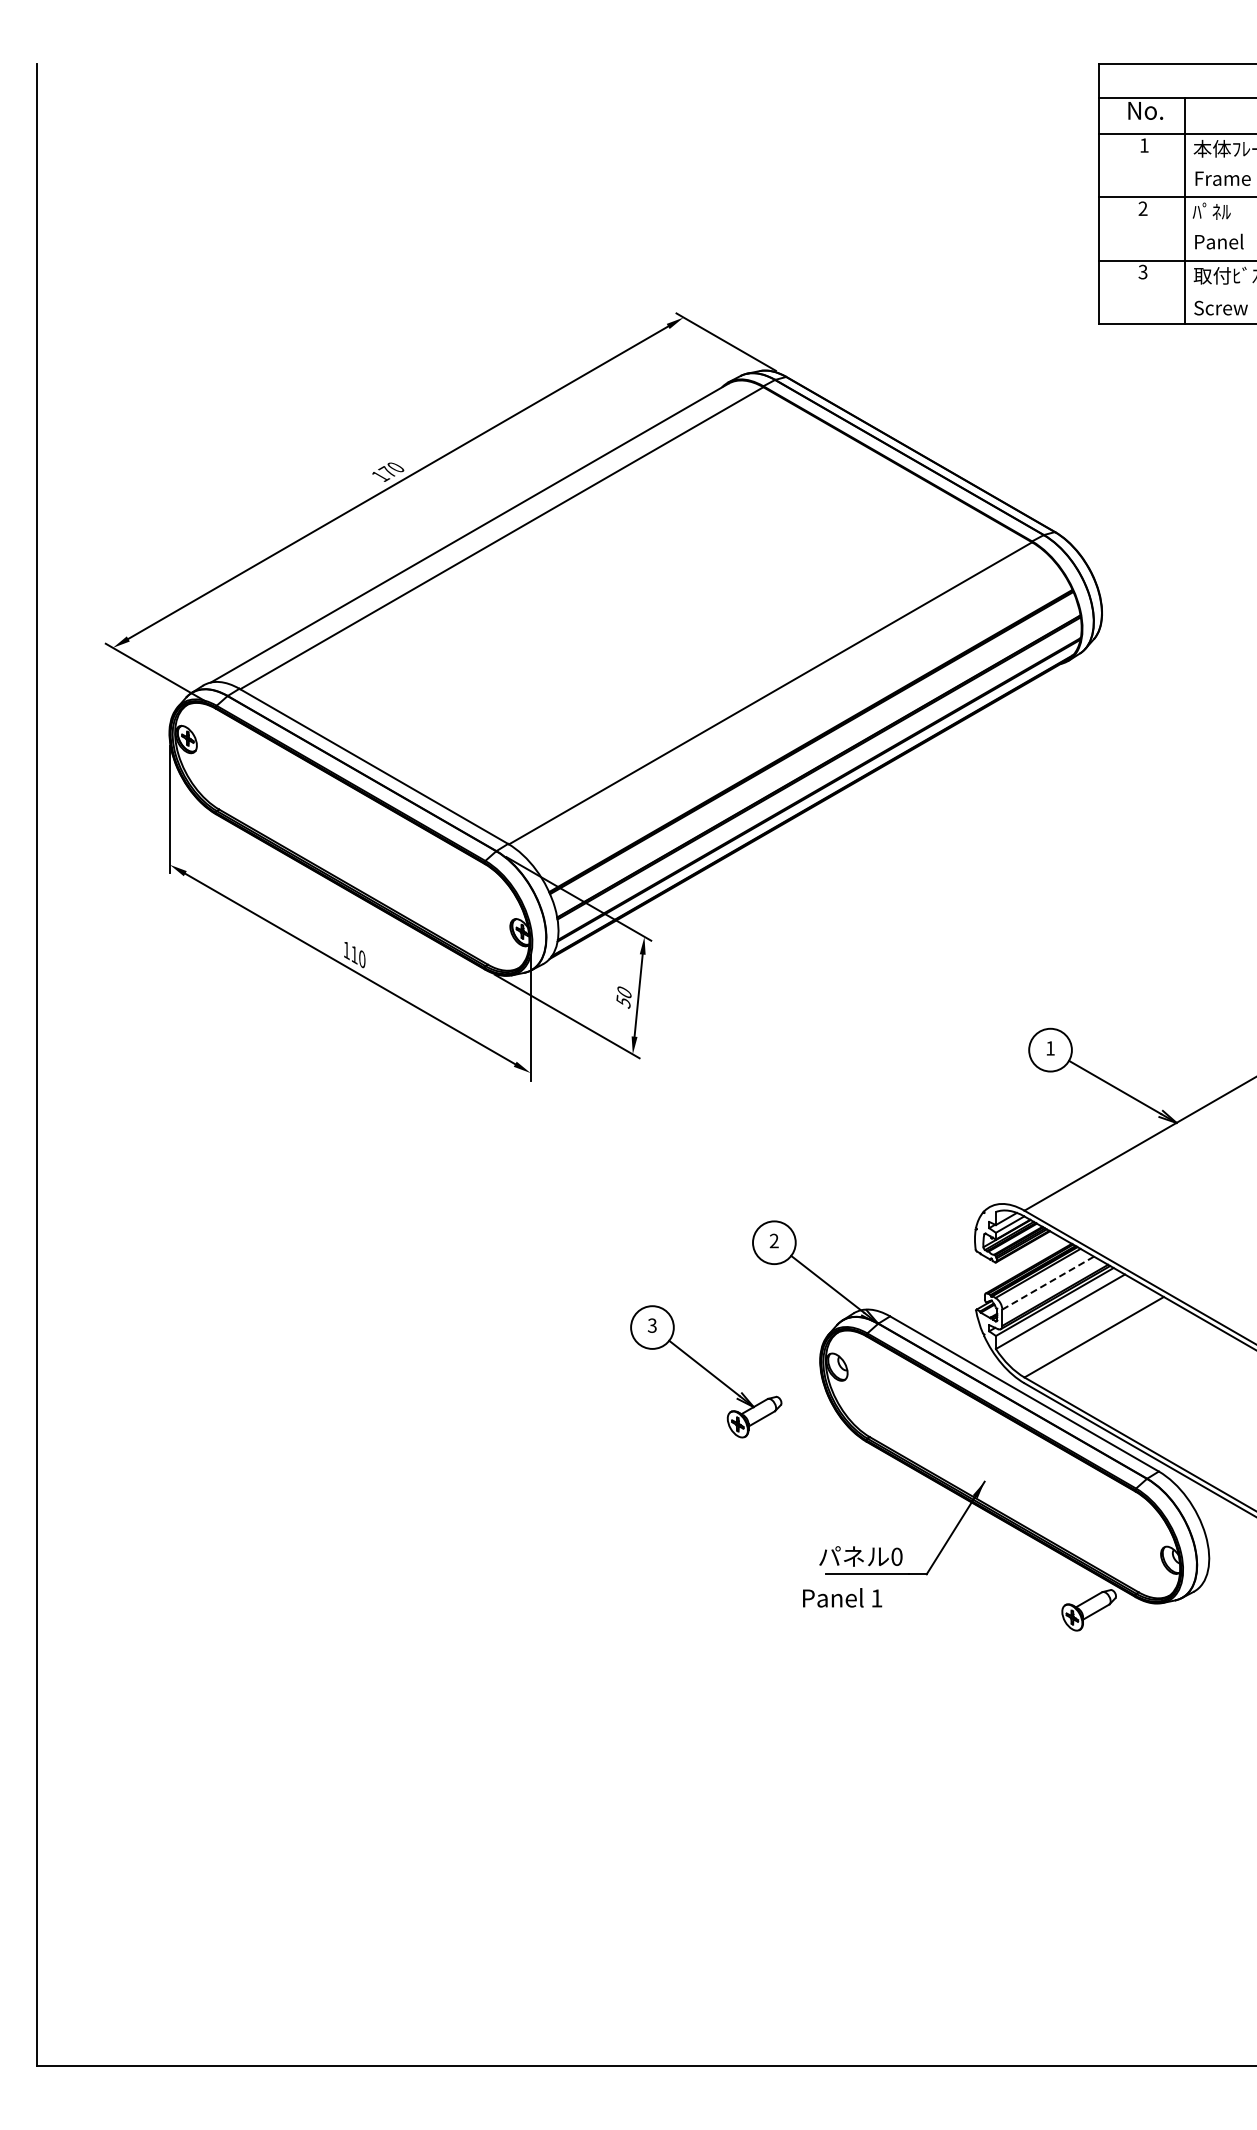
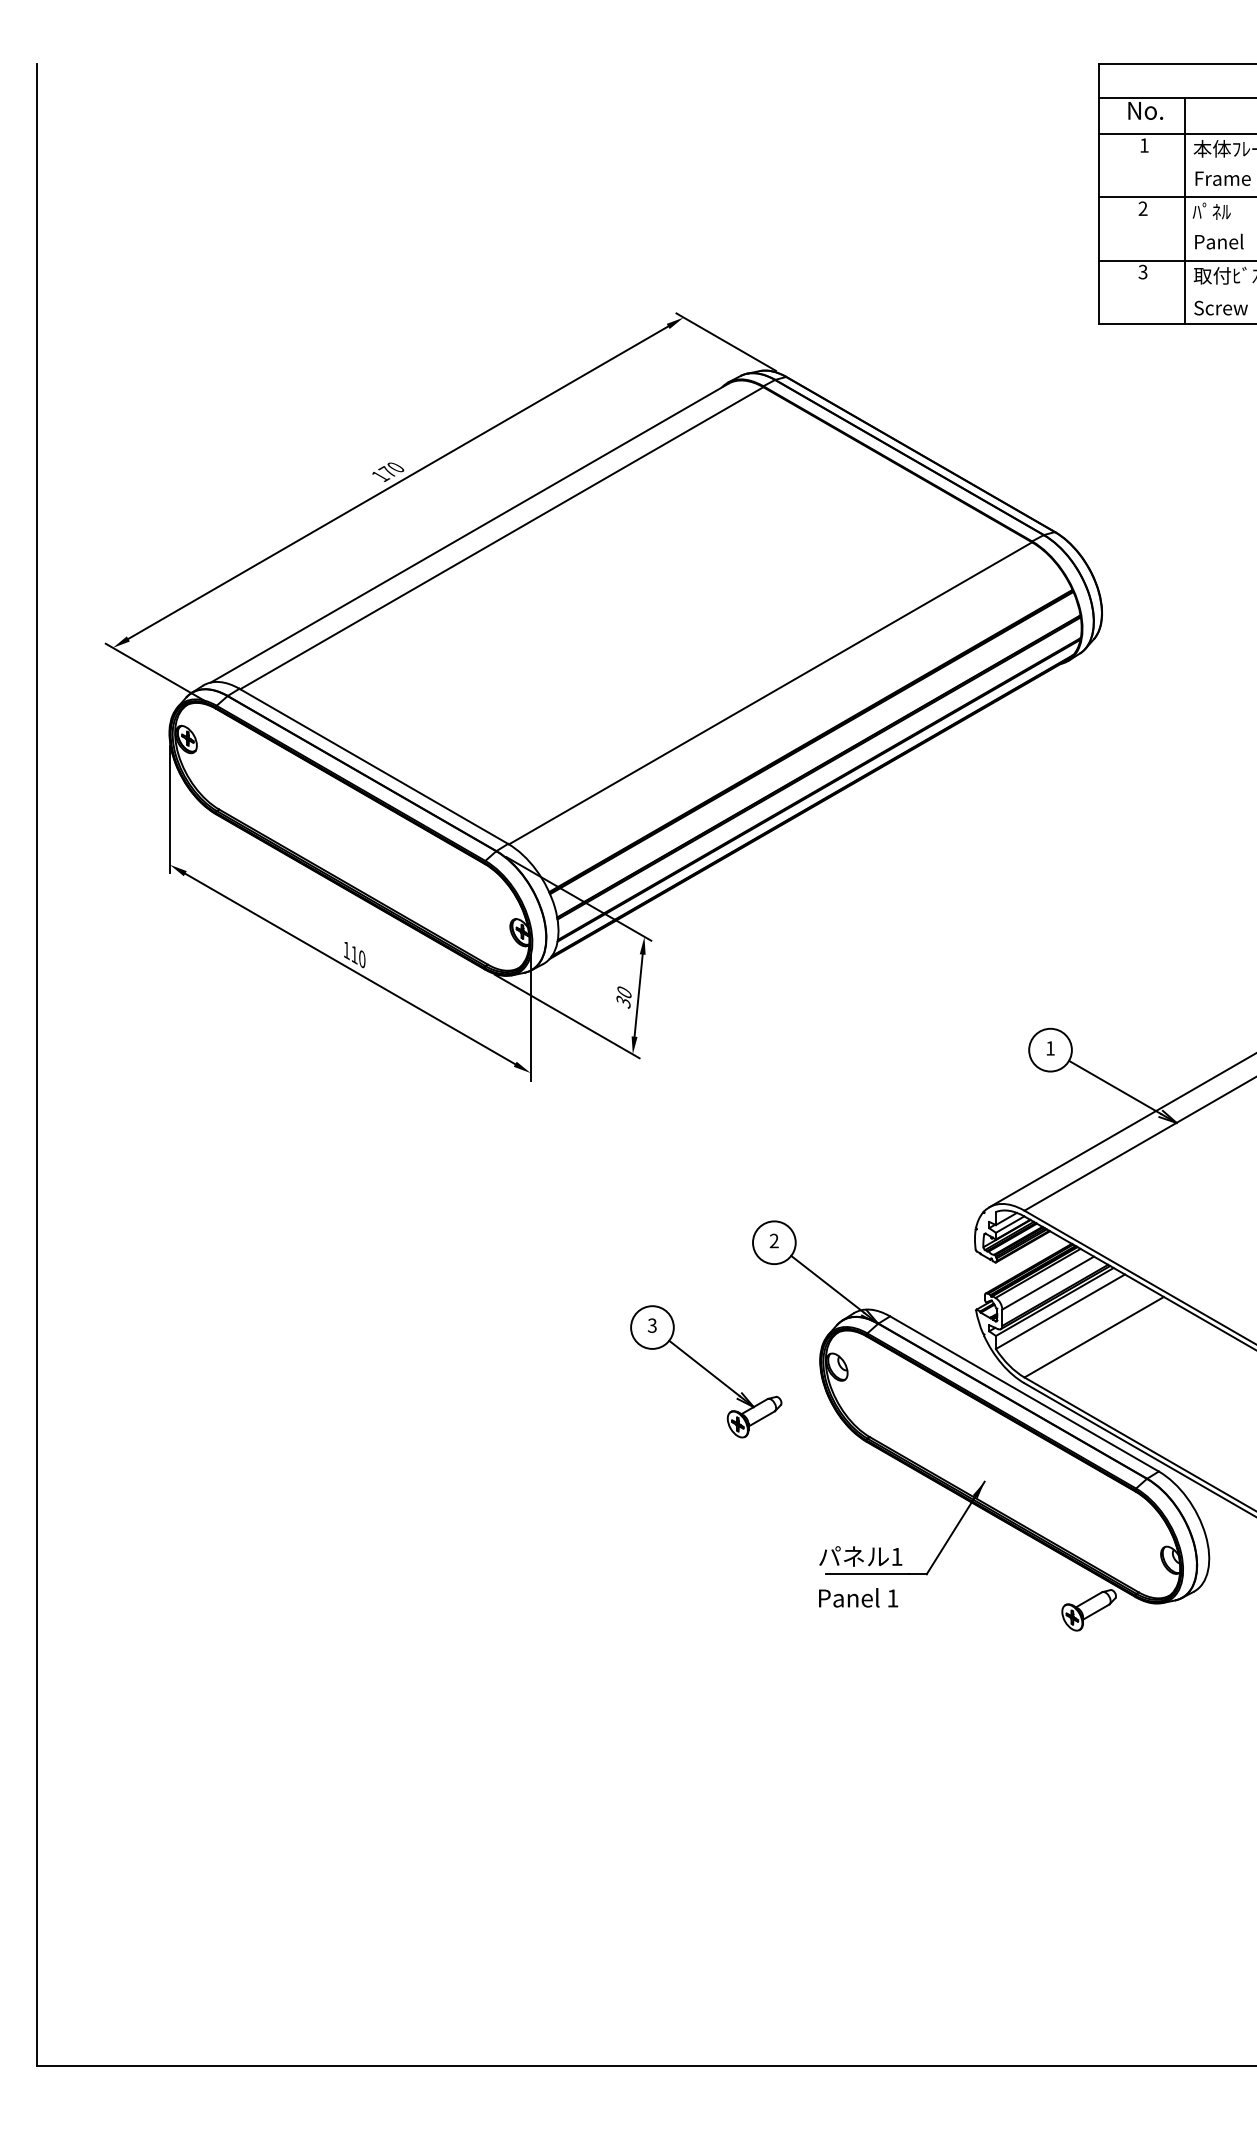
text: 50 -> 30 (623, 999)
line: none -> present (1121, 1130)
line: dashed -> solid (1048, 1283)
text: 0 -> 1 (896, 1556)
text position: (842, 1597) -> (858, 1597) (858, 1597)
